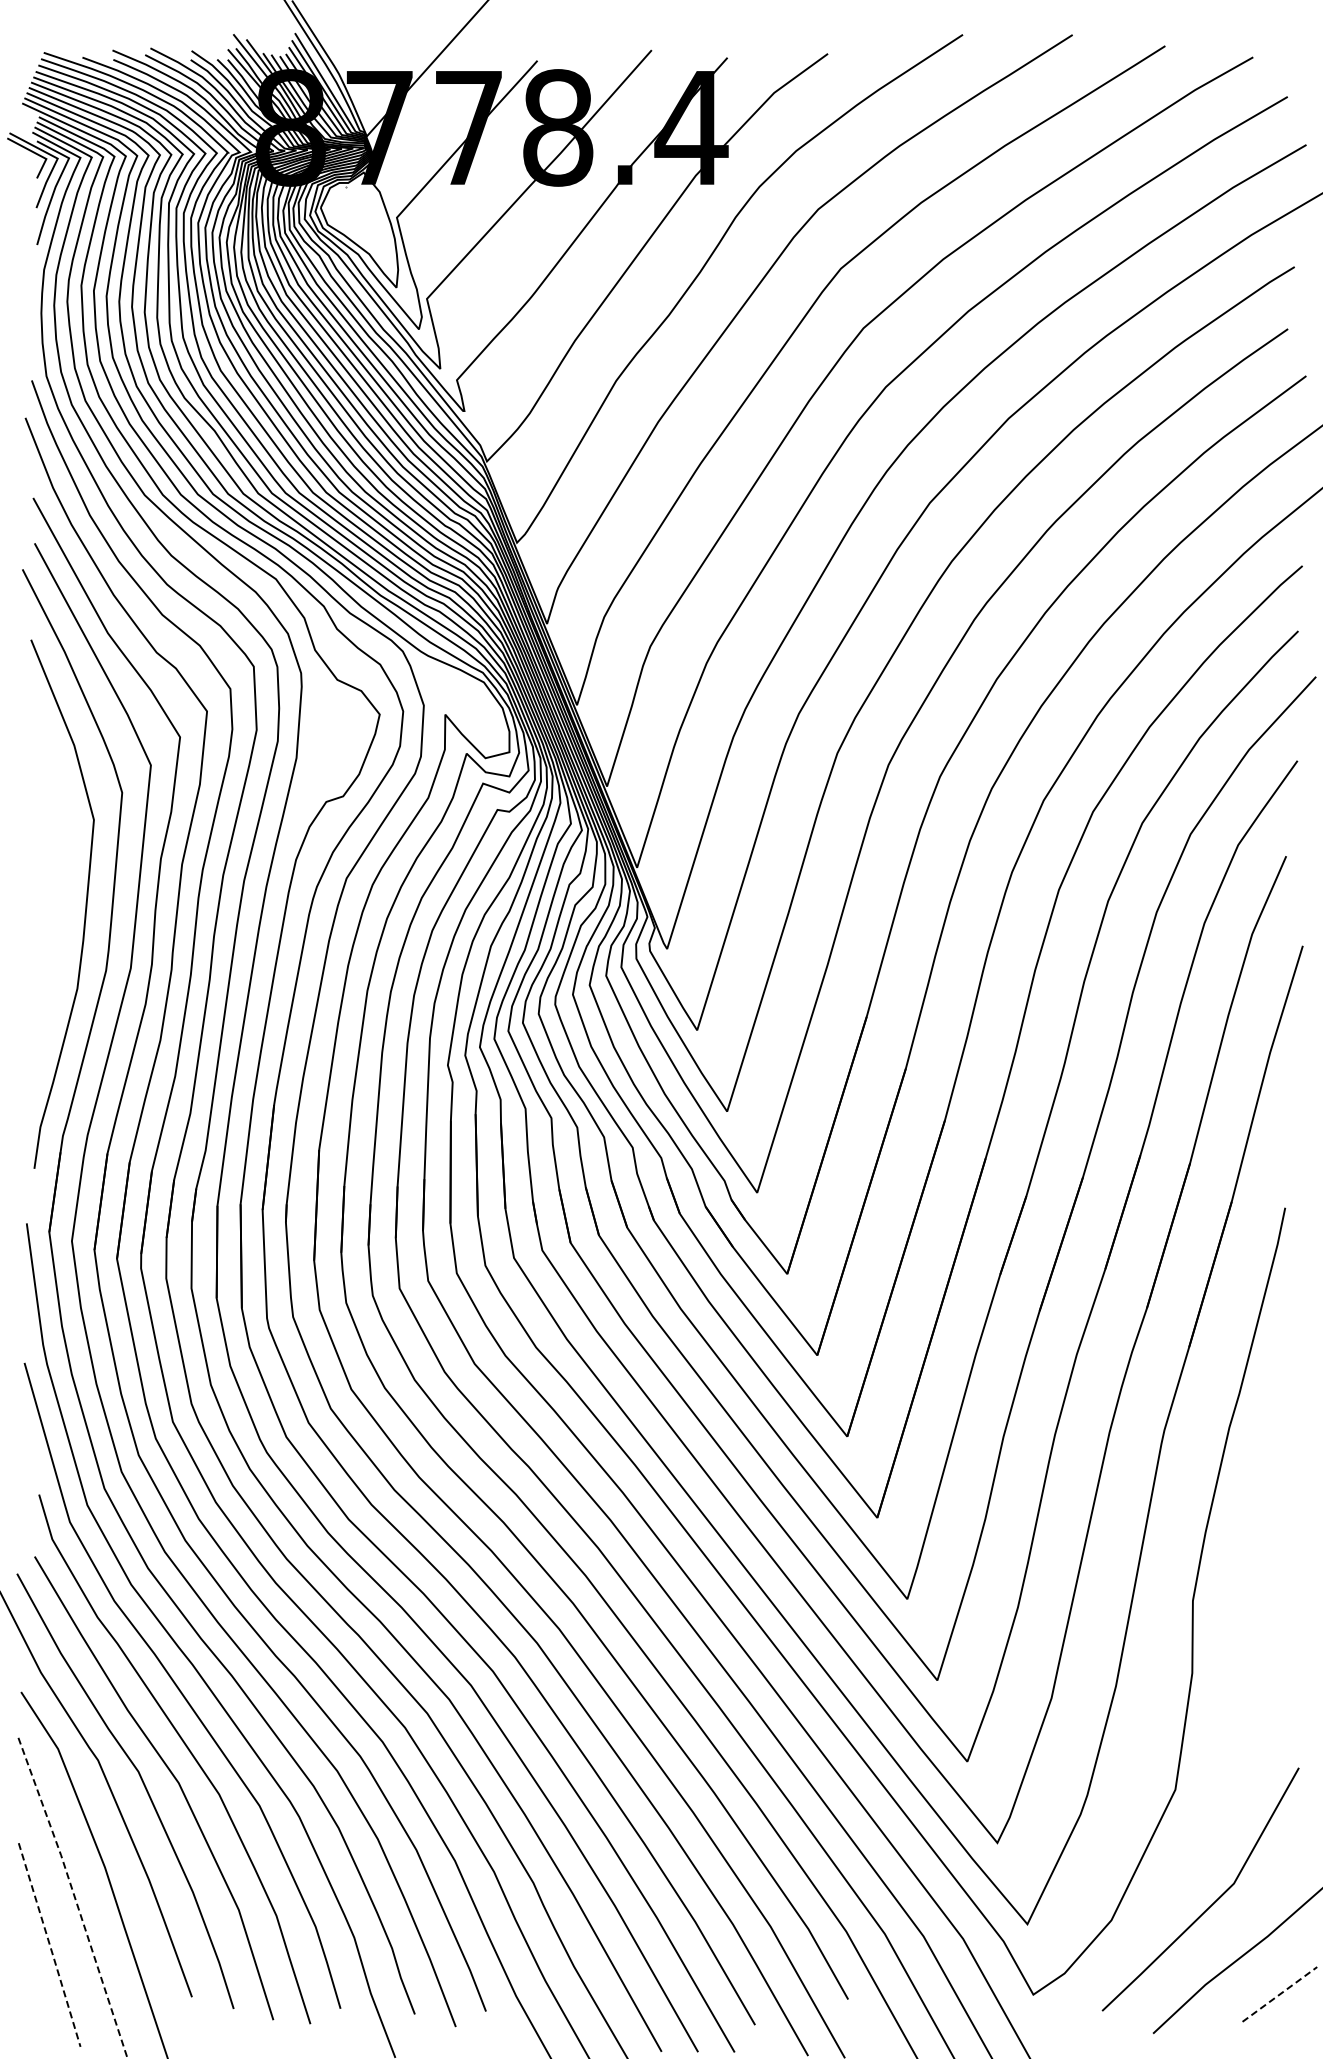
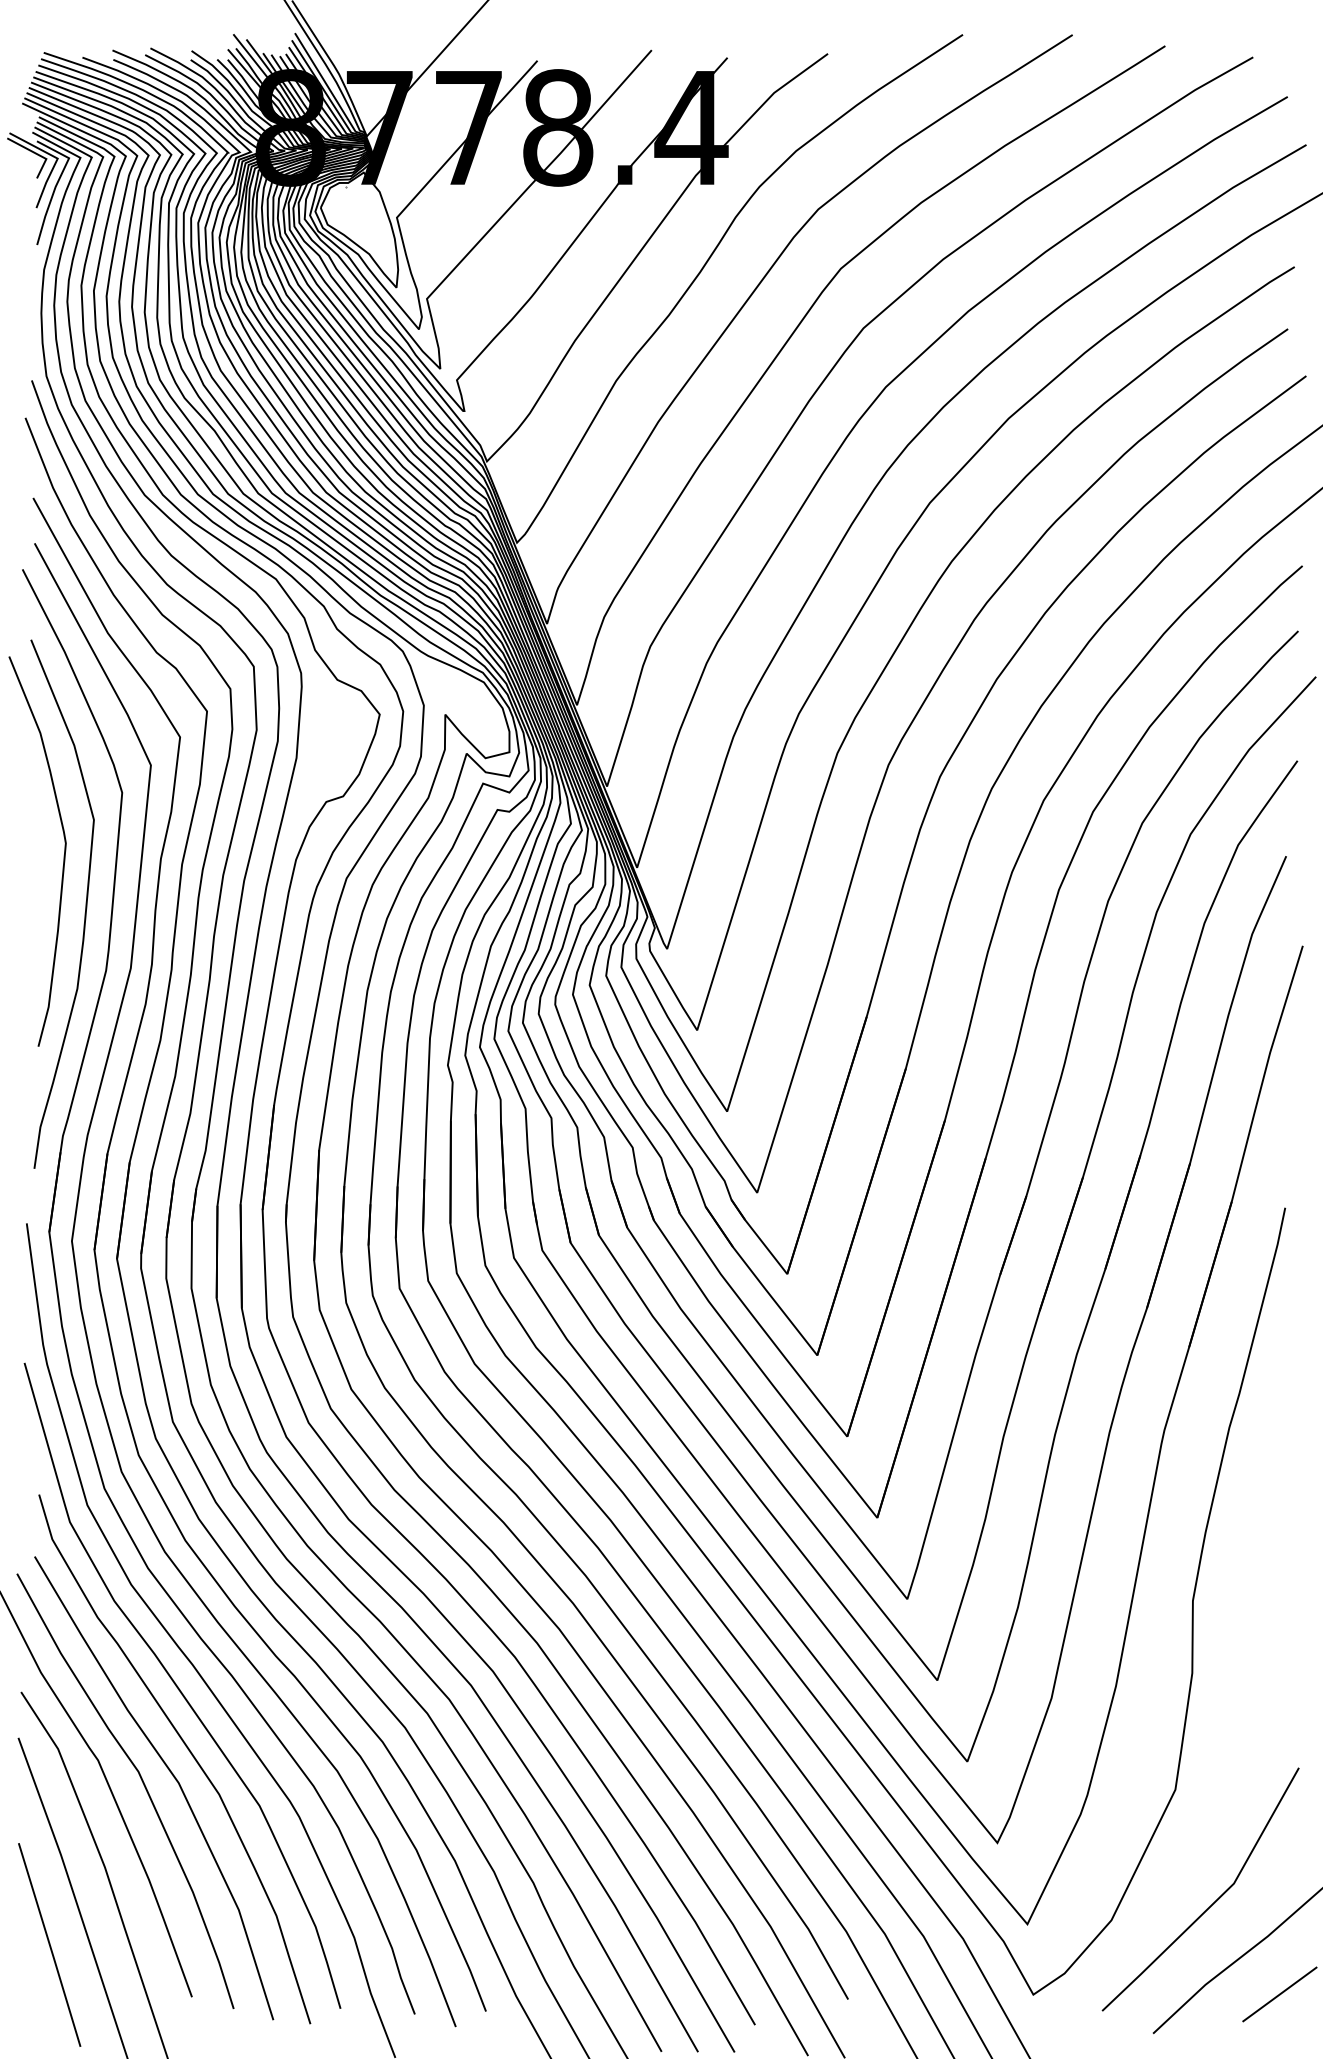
curve: none -> present (63, 855)
line: dashed -> solid (74, 1896)
line: dashed -> solid (50, 1945)
line: dashed -> solid (1280, 1994)
